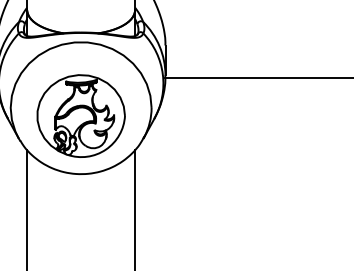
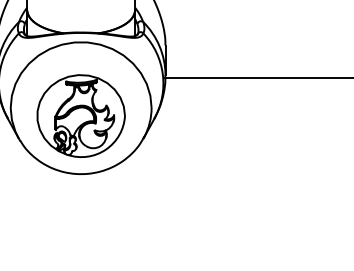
line: present -> none (27, 208)
line: present -> none (135, 208)
